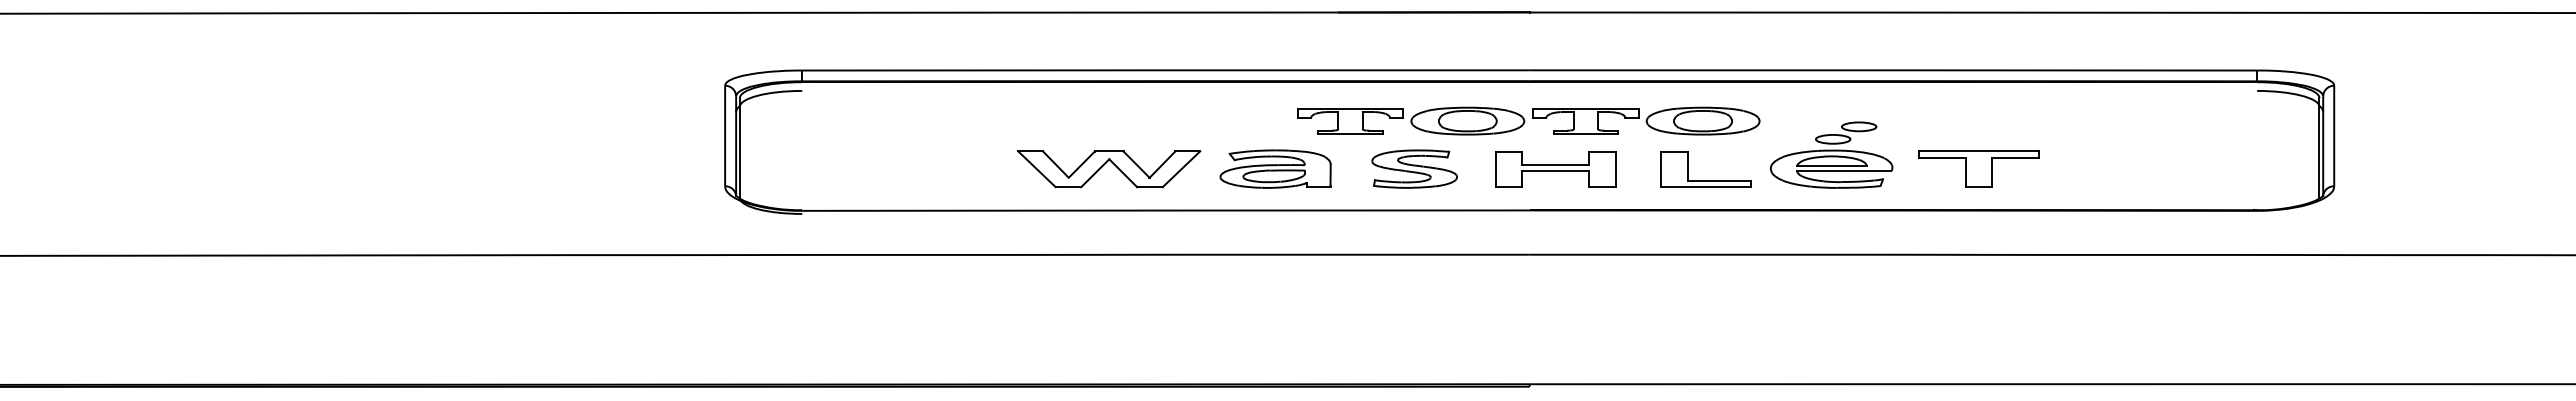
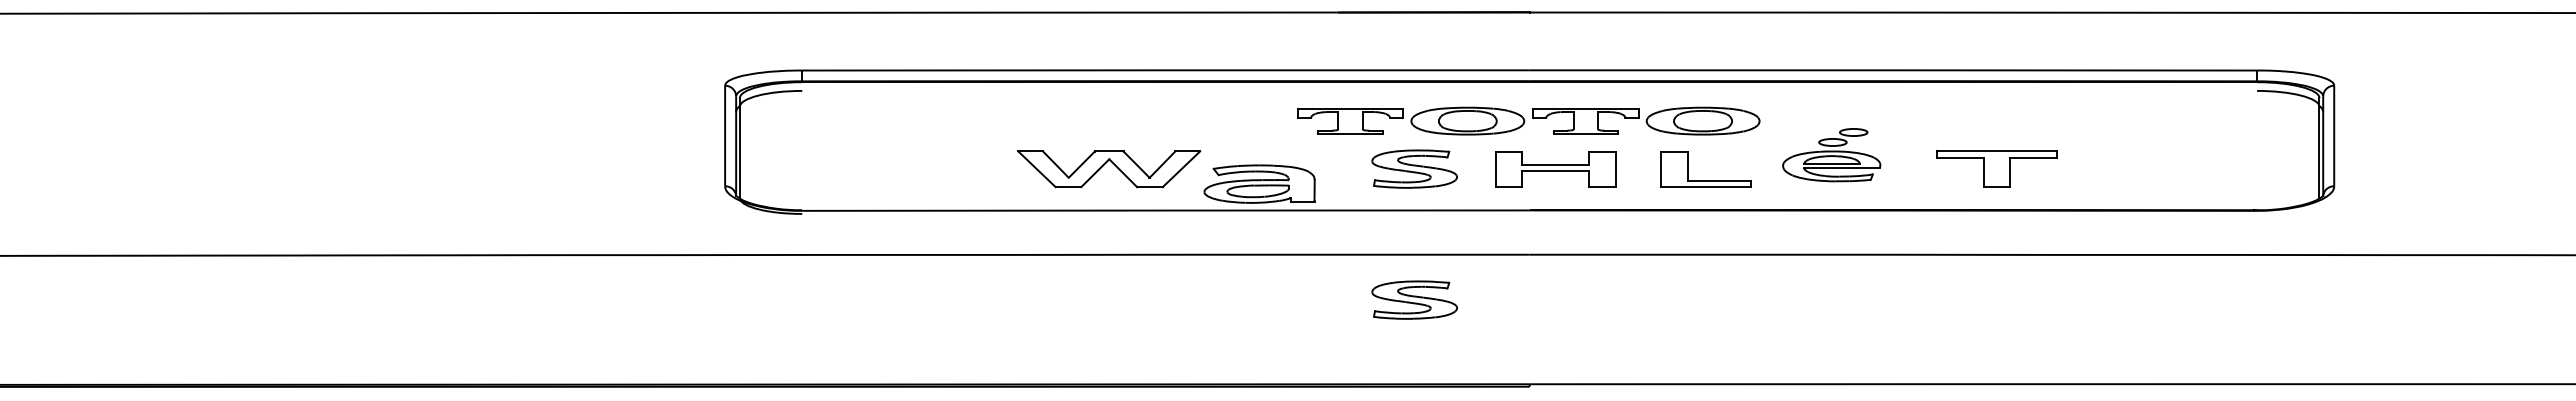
part size: 124x68 px -> 100x55 px (1831, 155)
part position: (1275, 168) -> (1259, 183) (1259, 183)
part position: (1978, 168) -> (1996, 168) (1996, 168)
part: none -> present (1414, 299)
